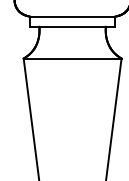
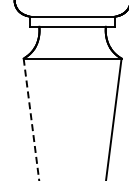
line: solid -> dashed (31, 119)
